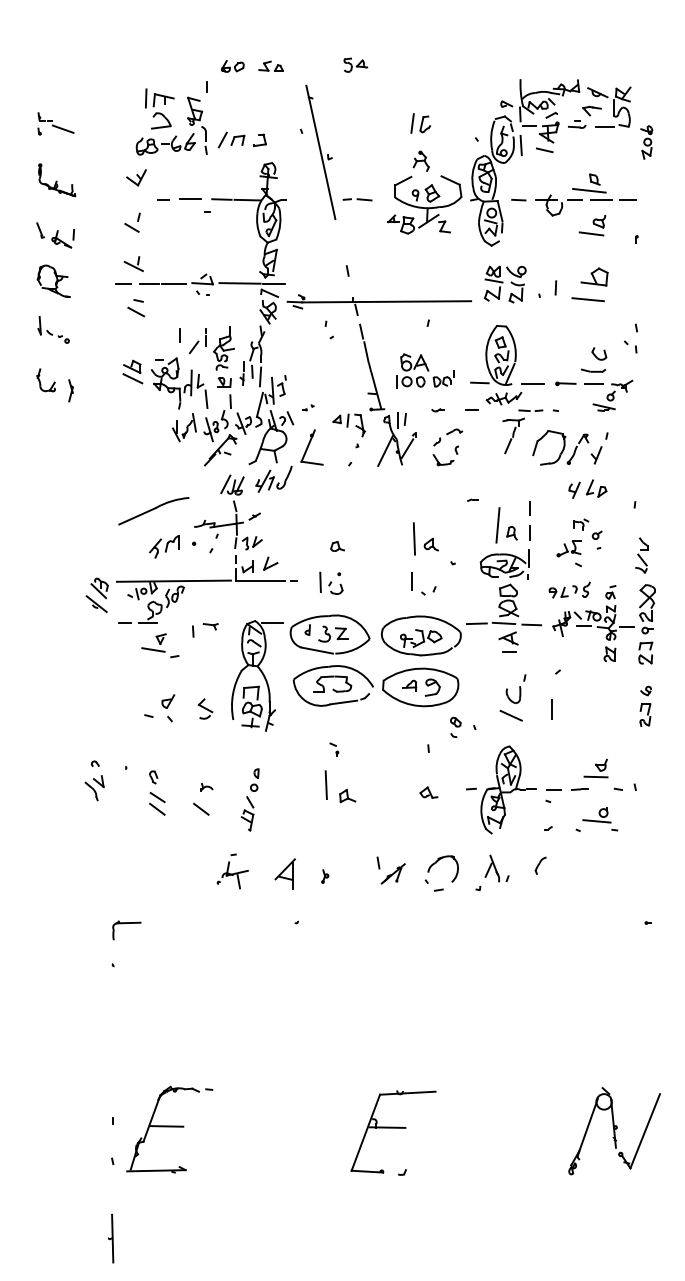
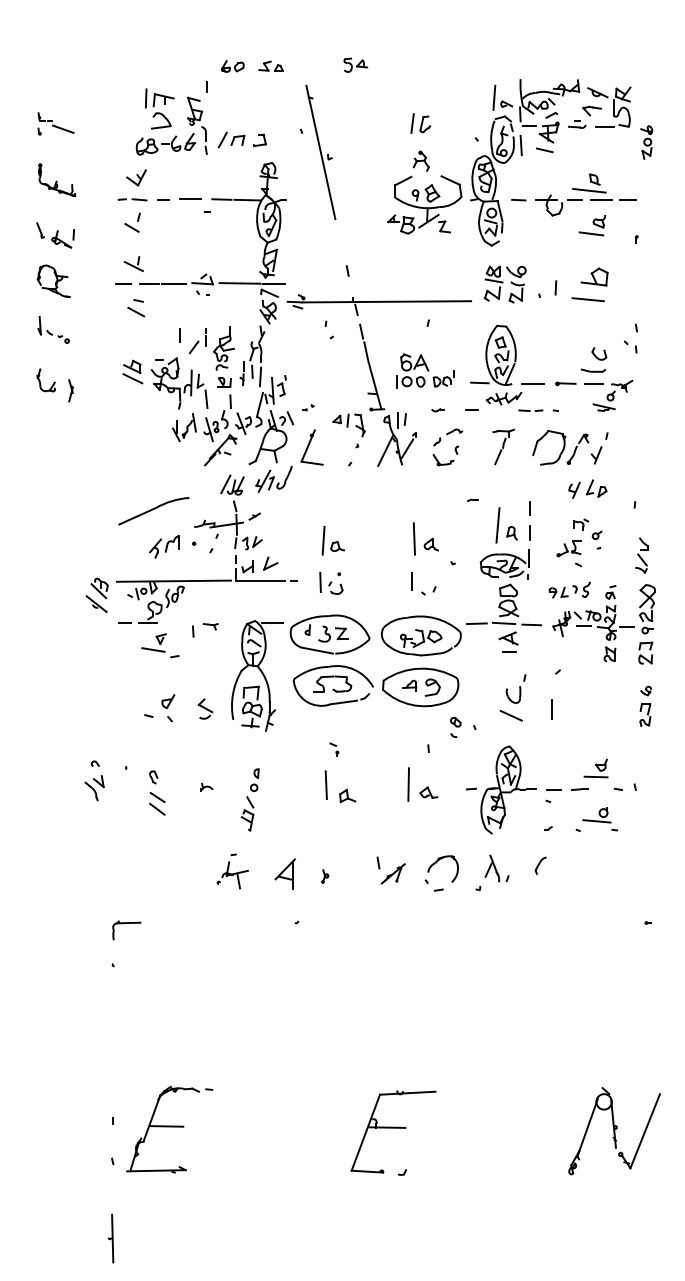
line: none -> present (494, 97)
line position: (357, 199) -> (132, 199) (132, 199)
part position: (513, 435) -> (503, 446) (503, 446)
line: none -> present (323, 540)
line: none -> present (408, 784)
line: present -> none (201, 809)
